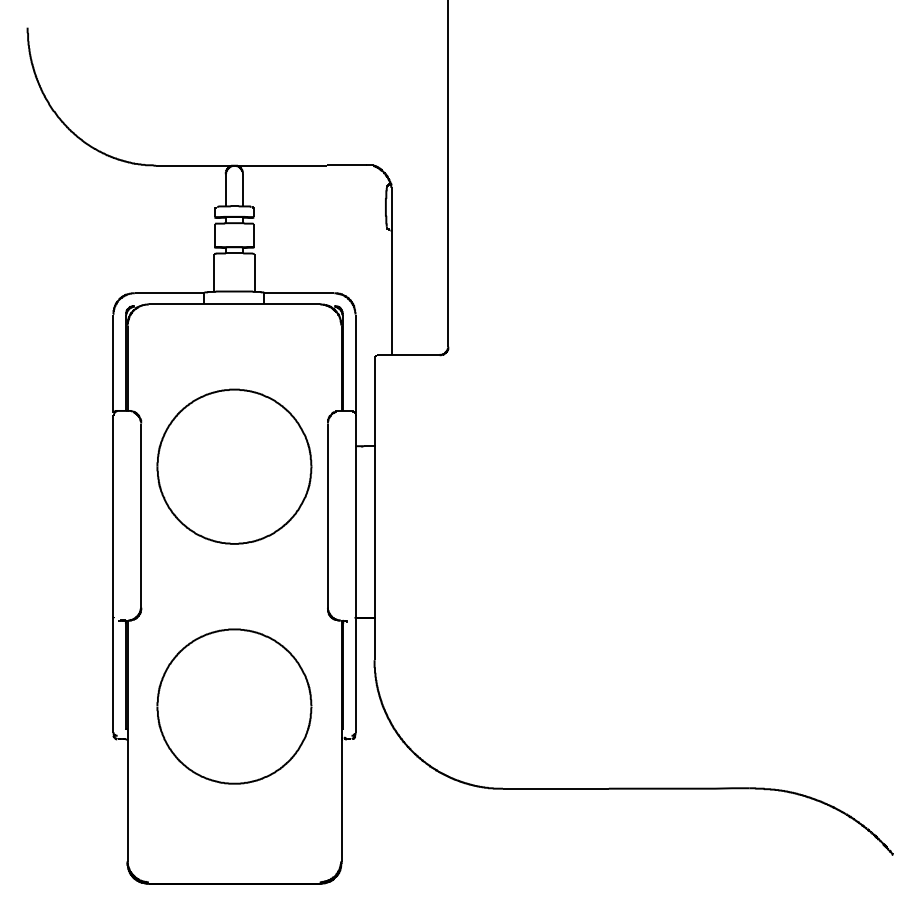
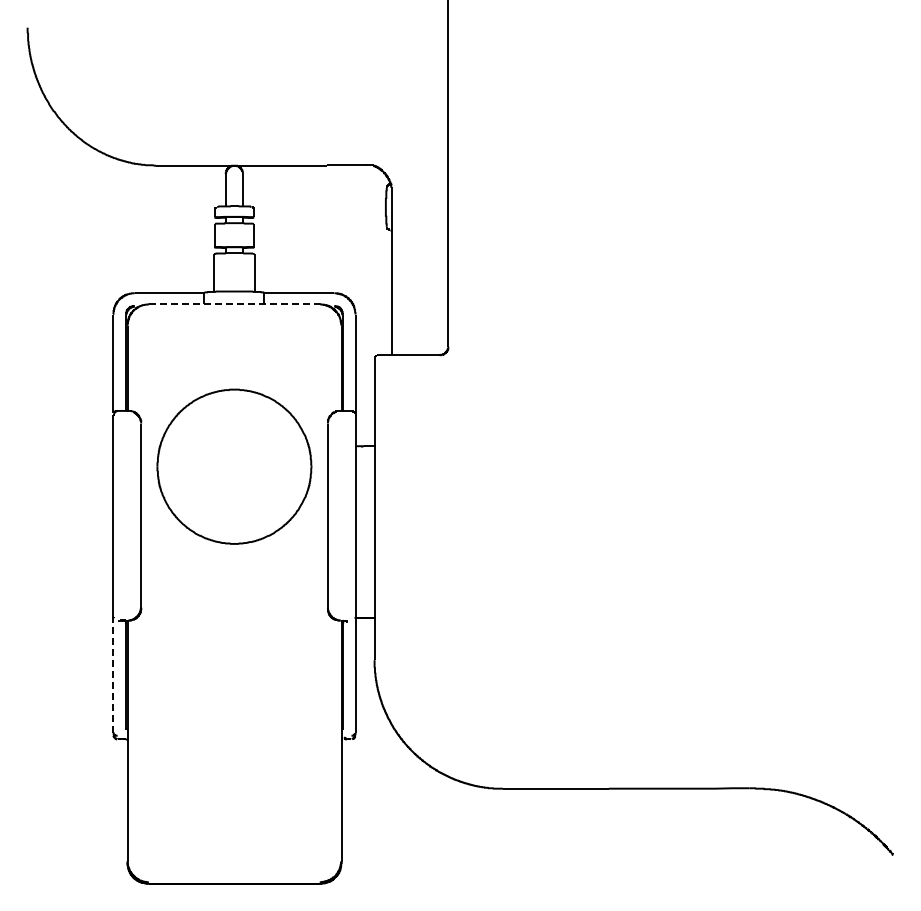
line: solid -> dashed (234, 304)
line: solid -> dashed (113, 676)
part: present -> none (234, 706)
